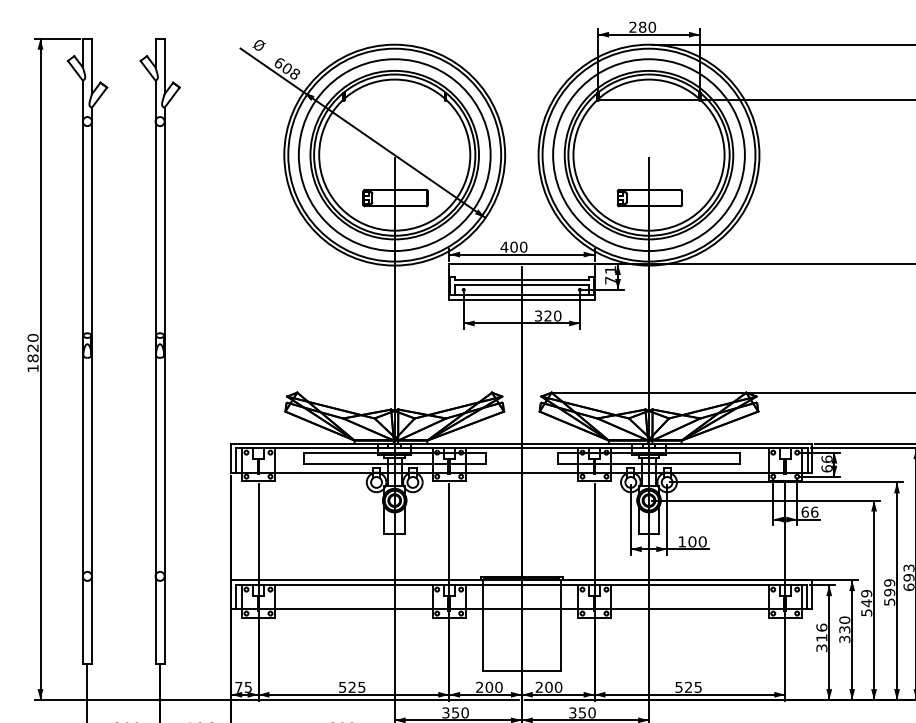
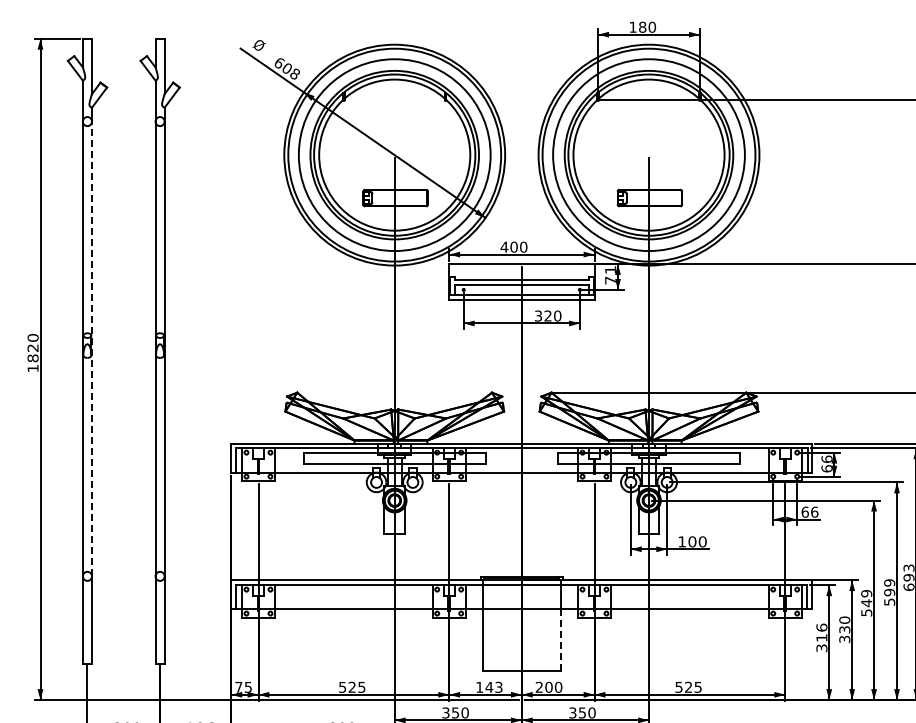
text: 280 -> 180 (632, 26)
line: present -> none (781, 44)
line: solid -> dashed (91, 348)
line: solid -> dashed (560, 640)
text: 200 -> 143 (489, 686)
